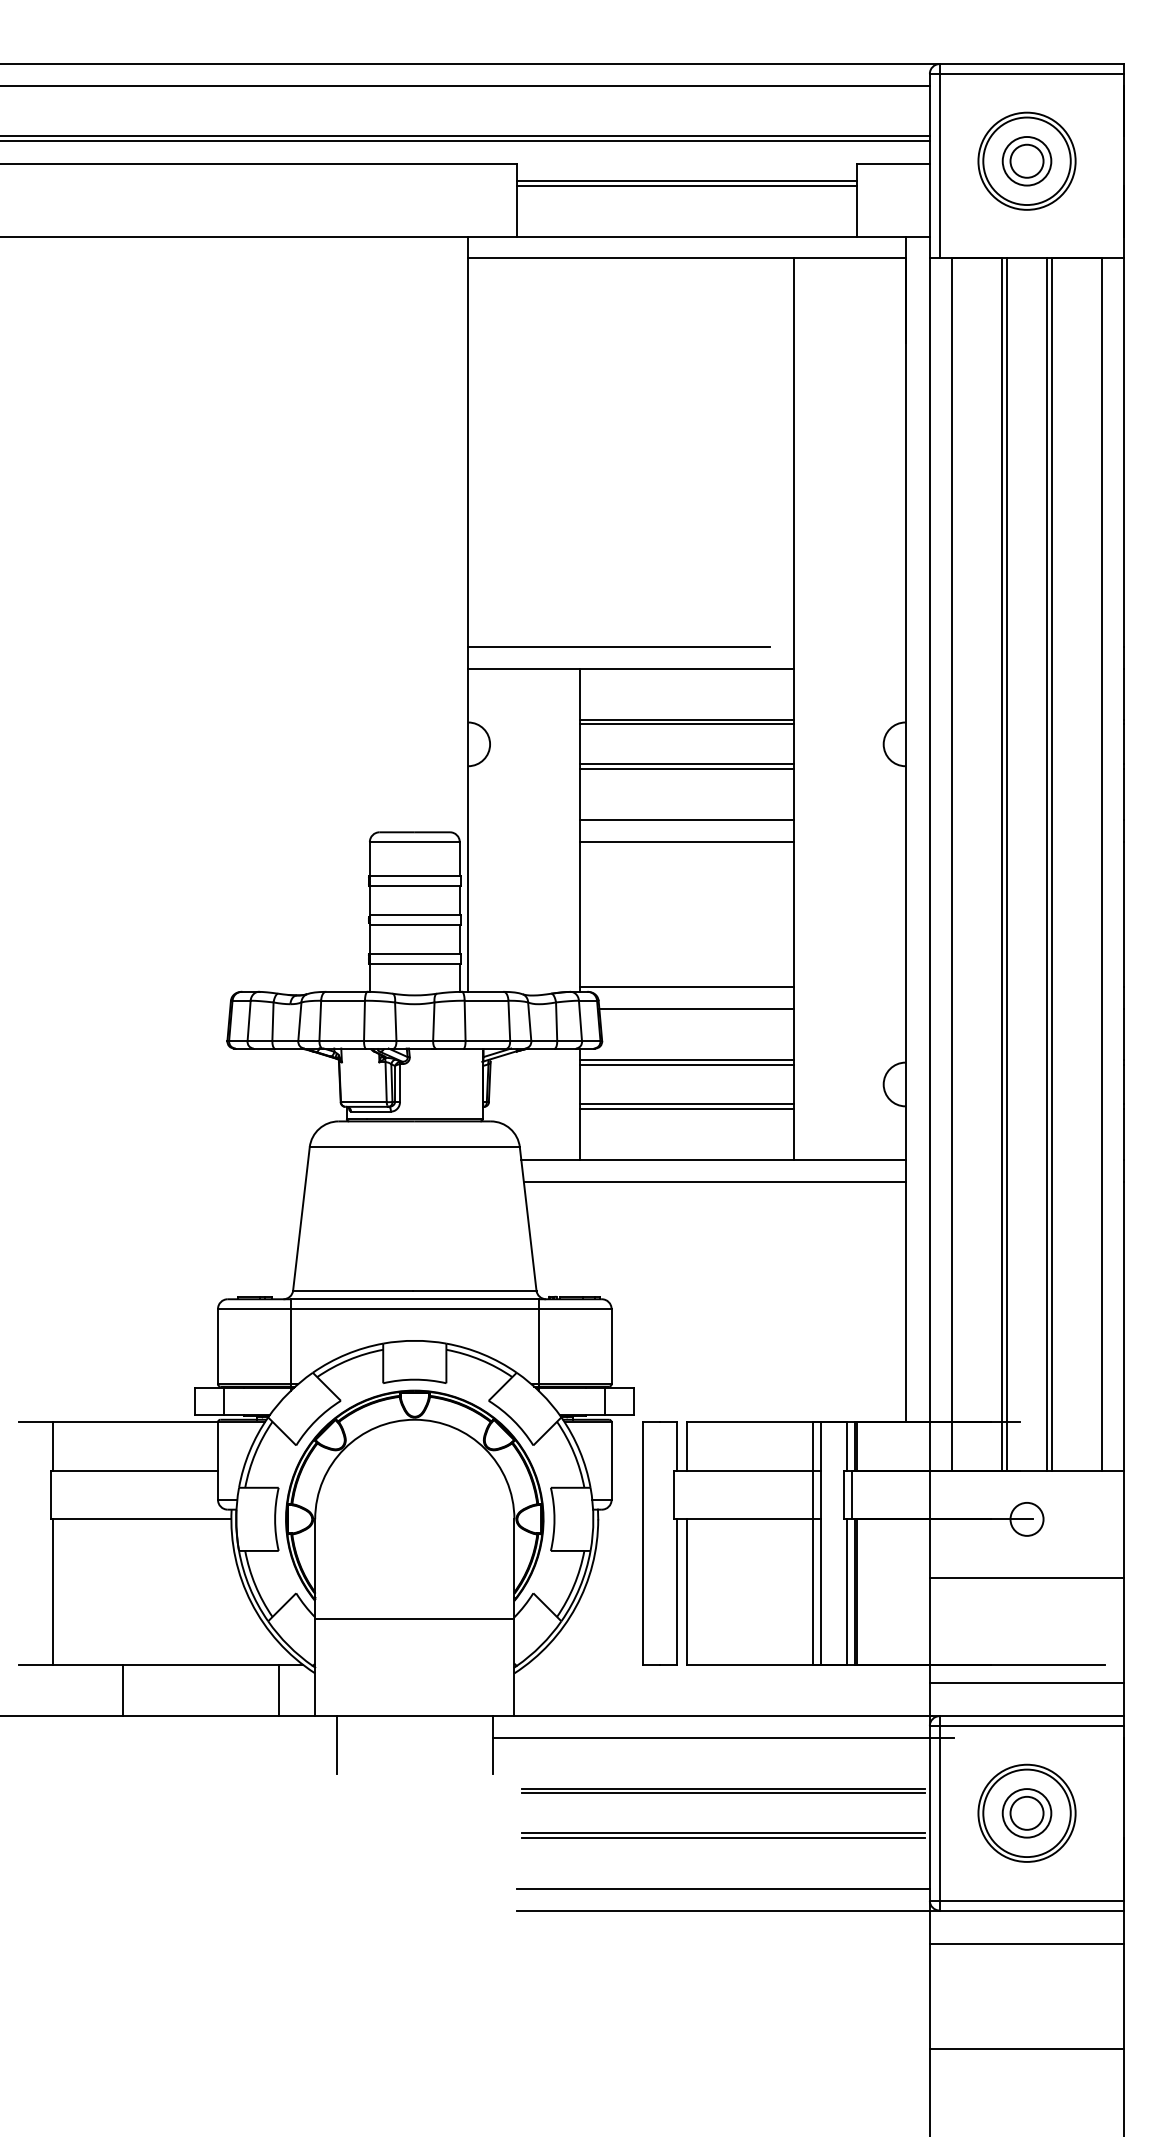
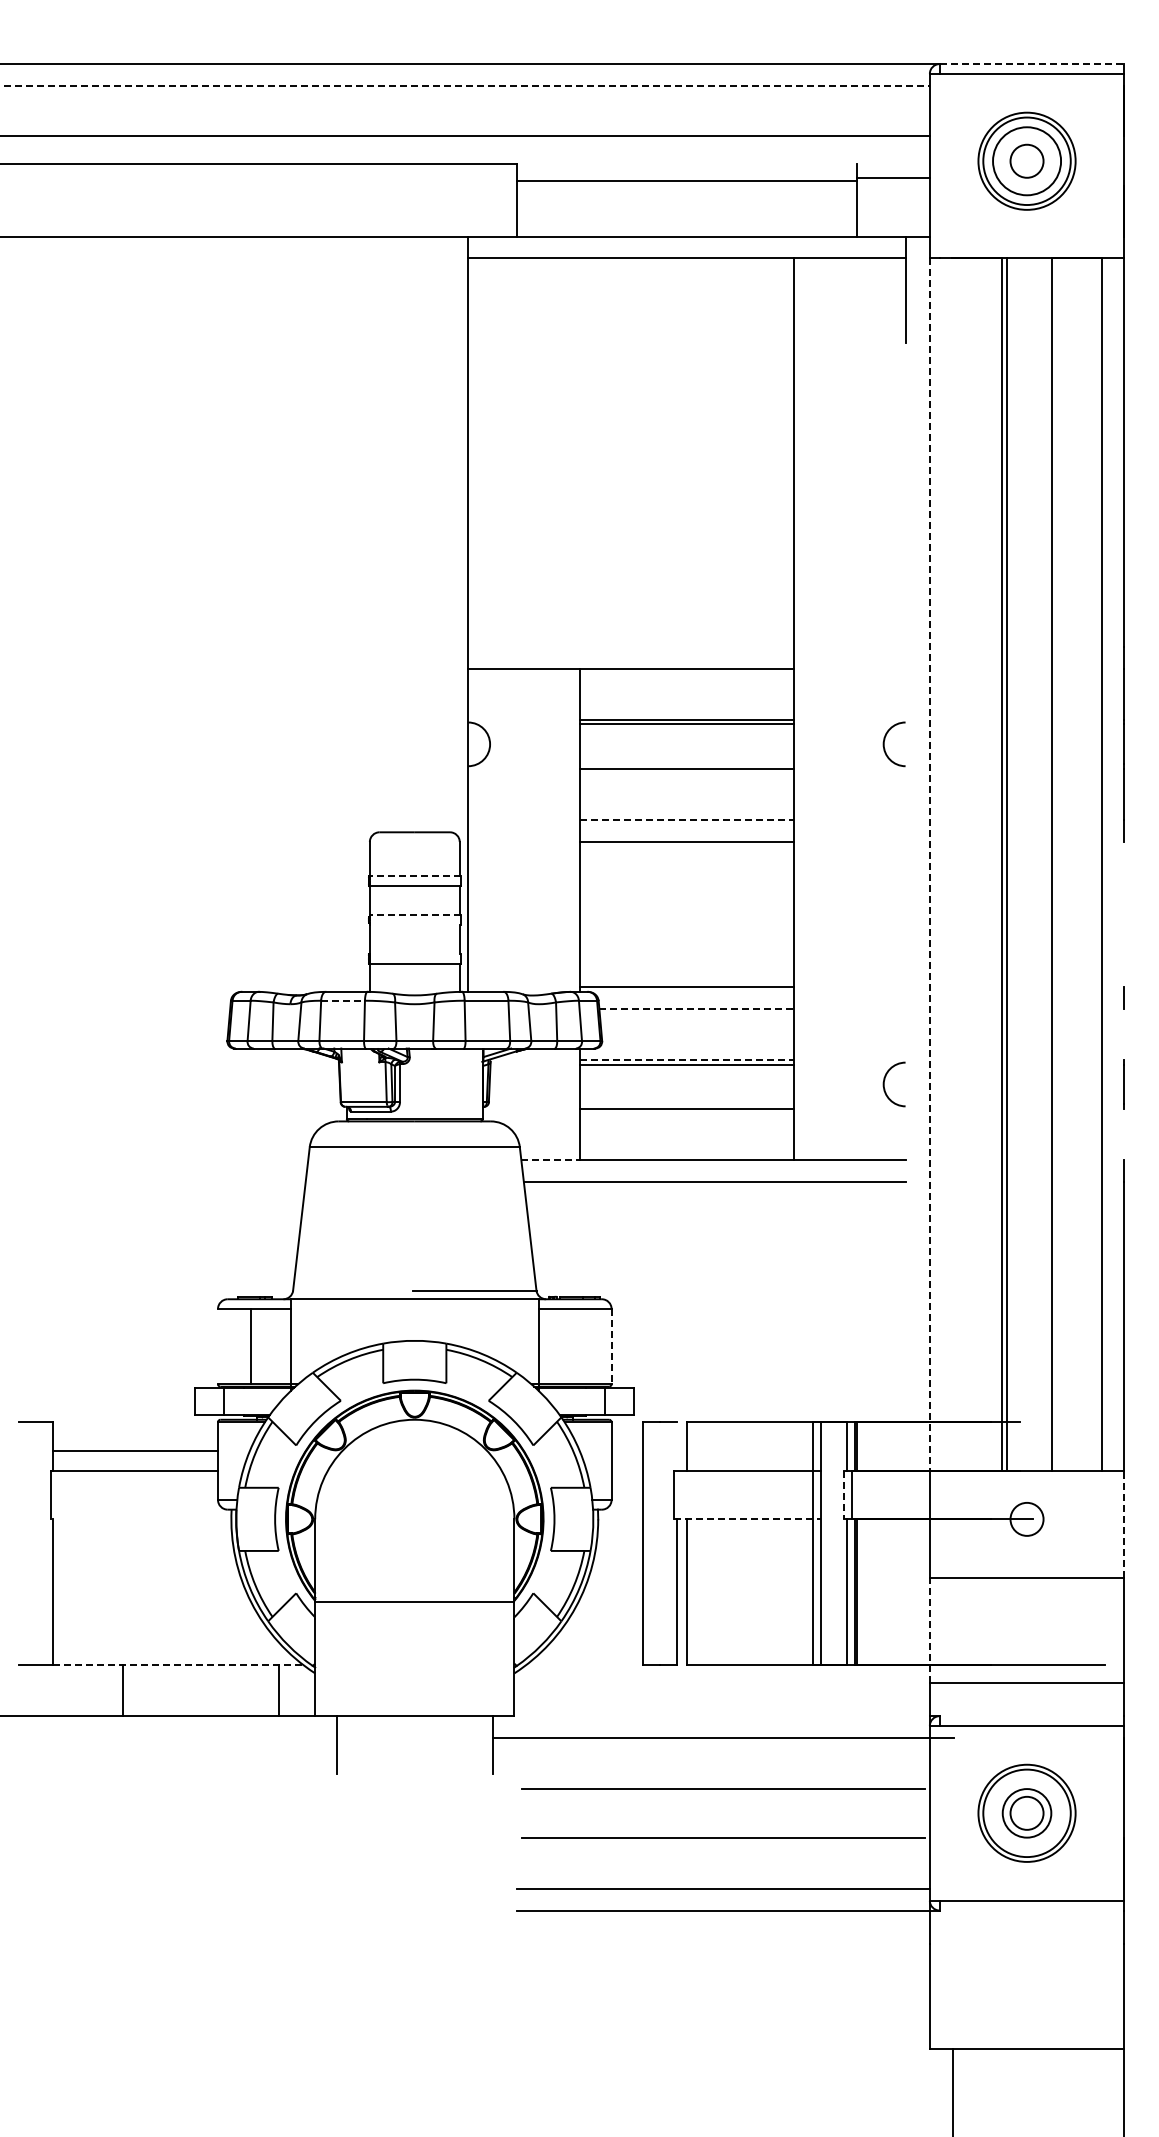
line: solid -> dashed (1032, 64)
line: solid -> dashed (465, 85)
line: present -> none (465, 141)
circle diameter: 49 px -> 68 px (1027, 161)
line position: (892, 163) -> (892, 177) (892, 177)
line: present -> none (939, 165)
line: present -> none (686, 186)
line: present -> none (619, 647)
line: present -> none (686, 764)
line: solid -> dashed (686, 819)
line: present -> none (905, 840)
line: present -> none (414, 842)
line: present -> none (951, 864)
line: present -> none (1046, 864)
line: solid -> dashed (929, 865)
line: solid -> dashed (414, 876)
line: solid -> dashed (414, 914)
line: present -> none (1124, 914)
line: present -> none (414, 924)
line: present -> none (414, 953)
line: solid -> dashed (343, 1000)
line: solid -> dashed (697, 1009)
line: present -> none (1124, 1034)
line: solid -> dashed (686, 1059)
line: present -> none (686, 1104)
line: present -> none (1124, 1134)
line: solid -> dashed (551, 1159)
line: present -> none (353, 1290)
line: present -> none (414, 1308)
line position: (218, 1346) -> (251, 1346) (251, 1346)
line: solid -> dashed (611, 1346)
line position: (135, 1422) -> (135, 1451) (135, 1451)
line: present -> none (677, 1446)
line: solid -> dashed (843, 1495)
line: present -> none (140, 1519)
line: solid -> dashed (747, 1519)
line: solid -> dashed (1124, 1523)
line position: (414, 1618) -> (414, 1601) (414, 1601)
line: solid -> dashed (929, 1630)
line: solid -> dashed (178, 1665)
line: present -> none (723, 1716)
line: present -> none (1031, 1716)
line: present -> none (723, 1793)
line: present -> none (939, 1812)
line: present -> none (723, 1833)
line: present -> none (1031, 1910)
line: present -> none (1026, 1943)
line position: (929, 2091) -> (952, 2091) (952, 2091)
